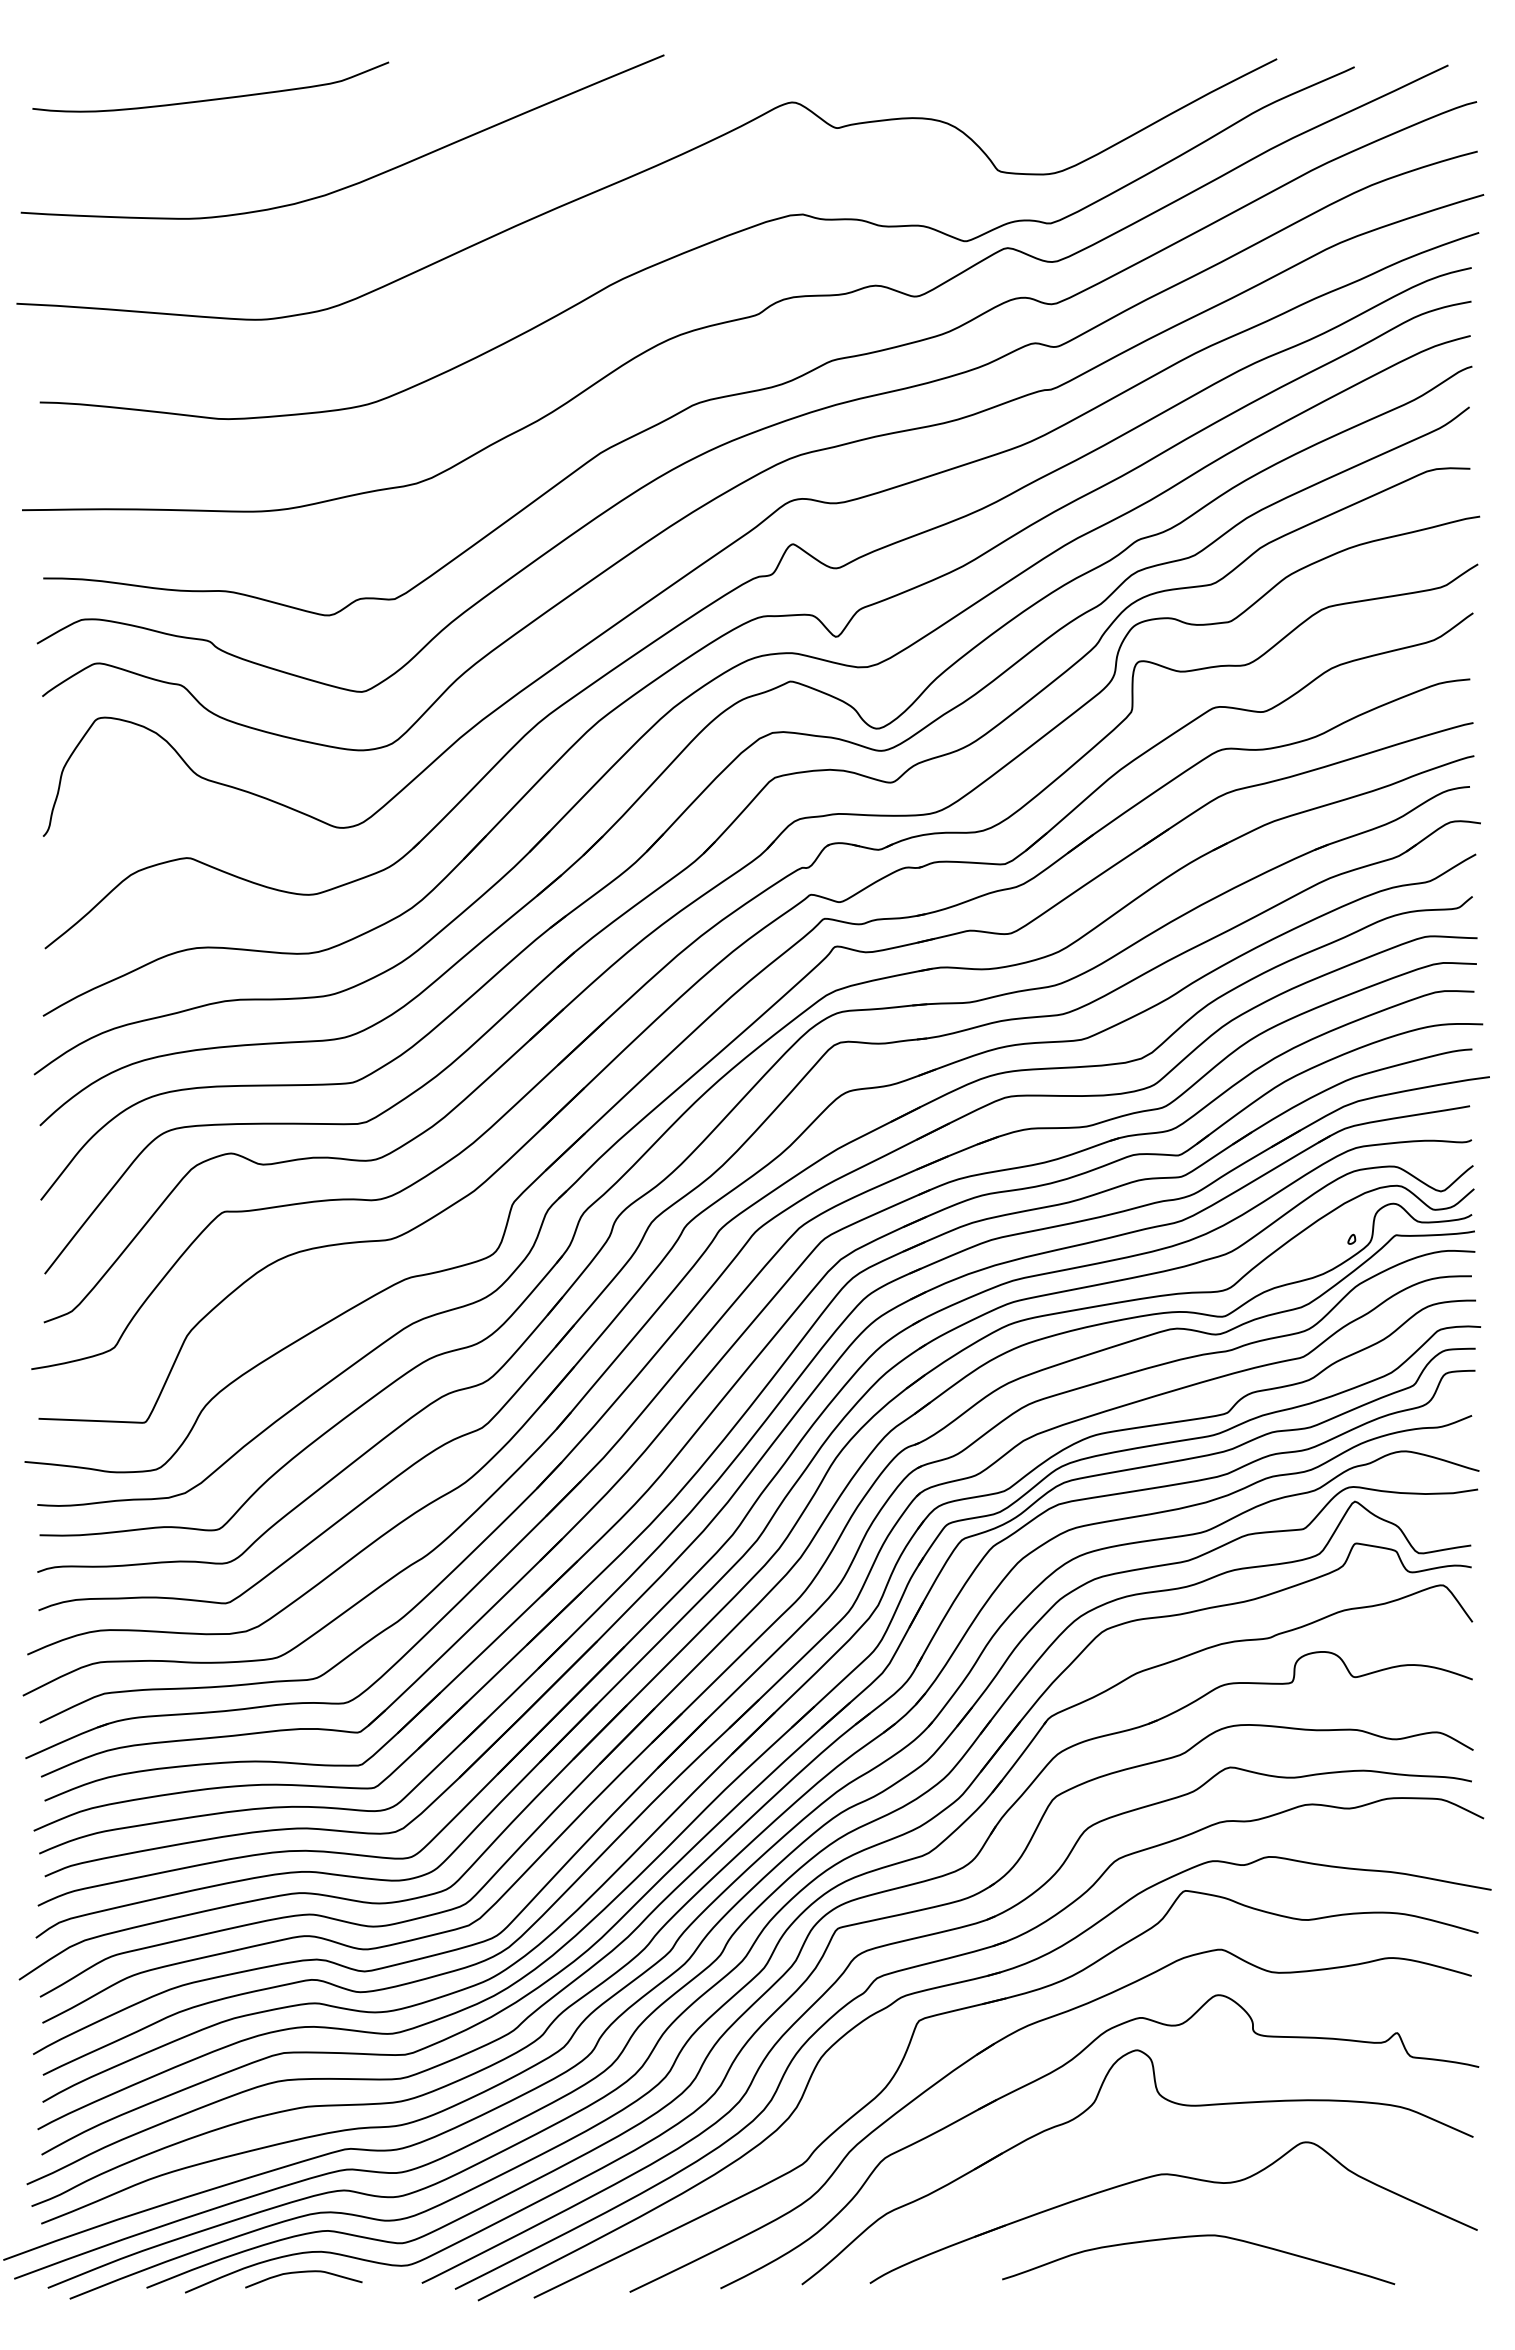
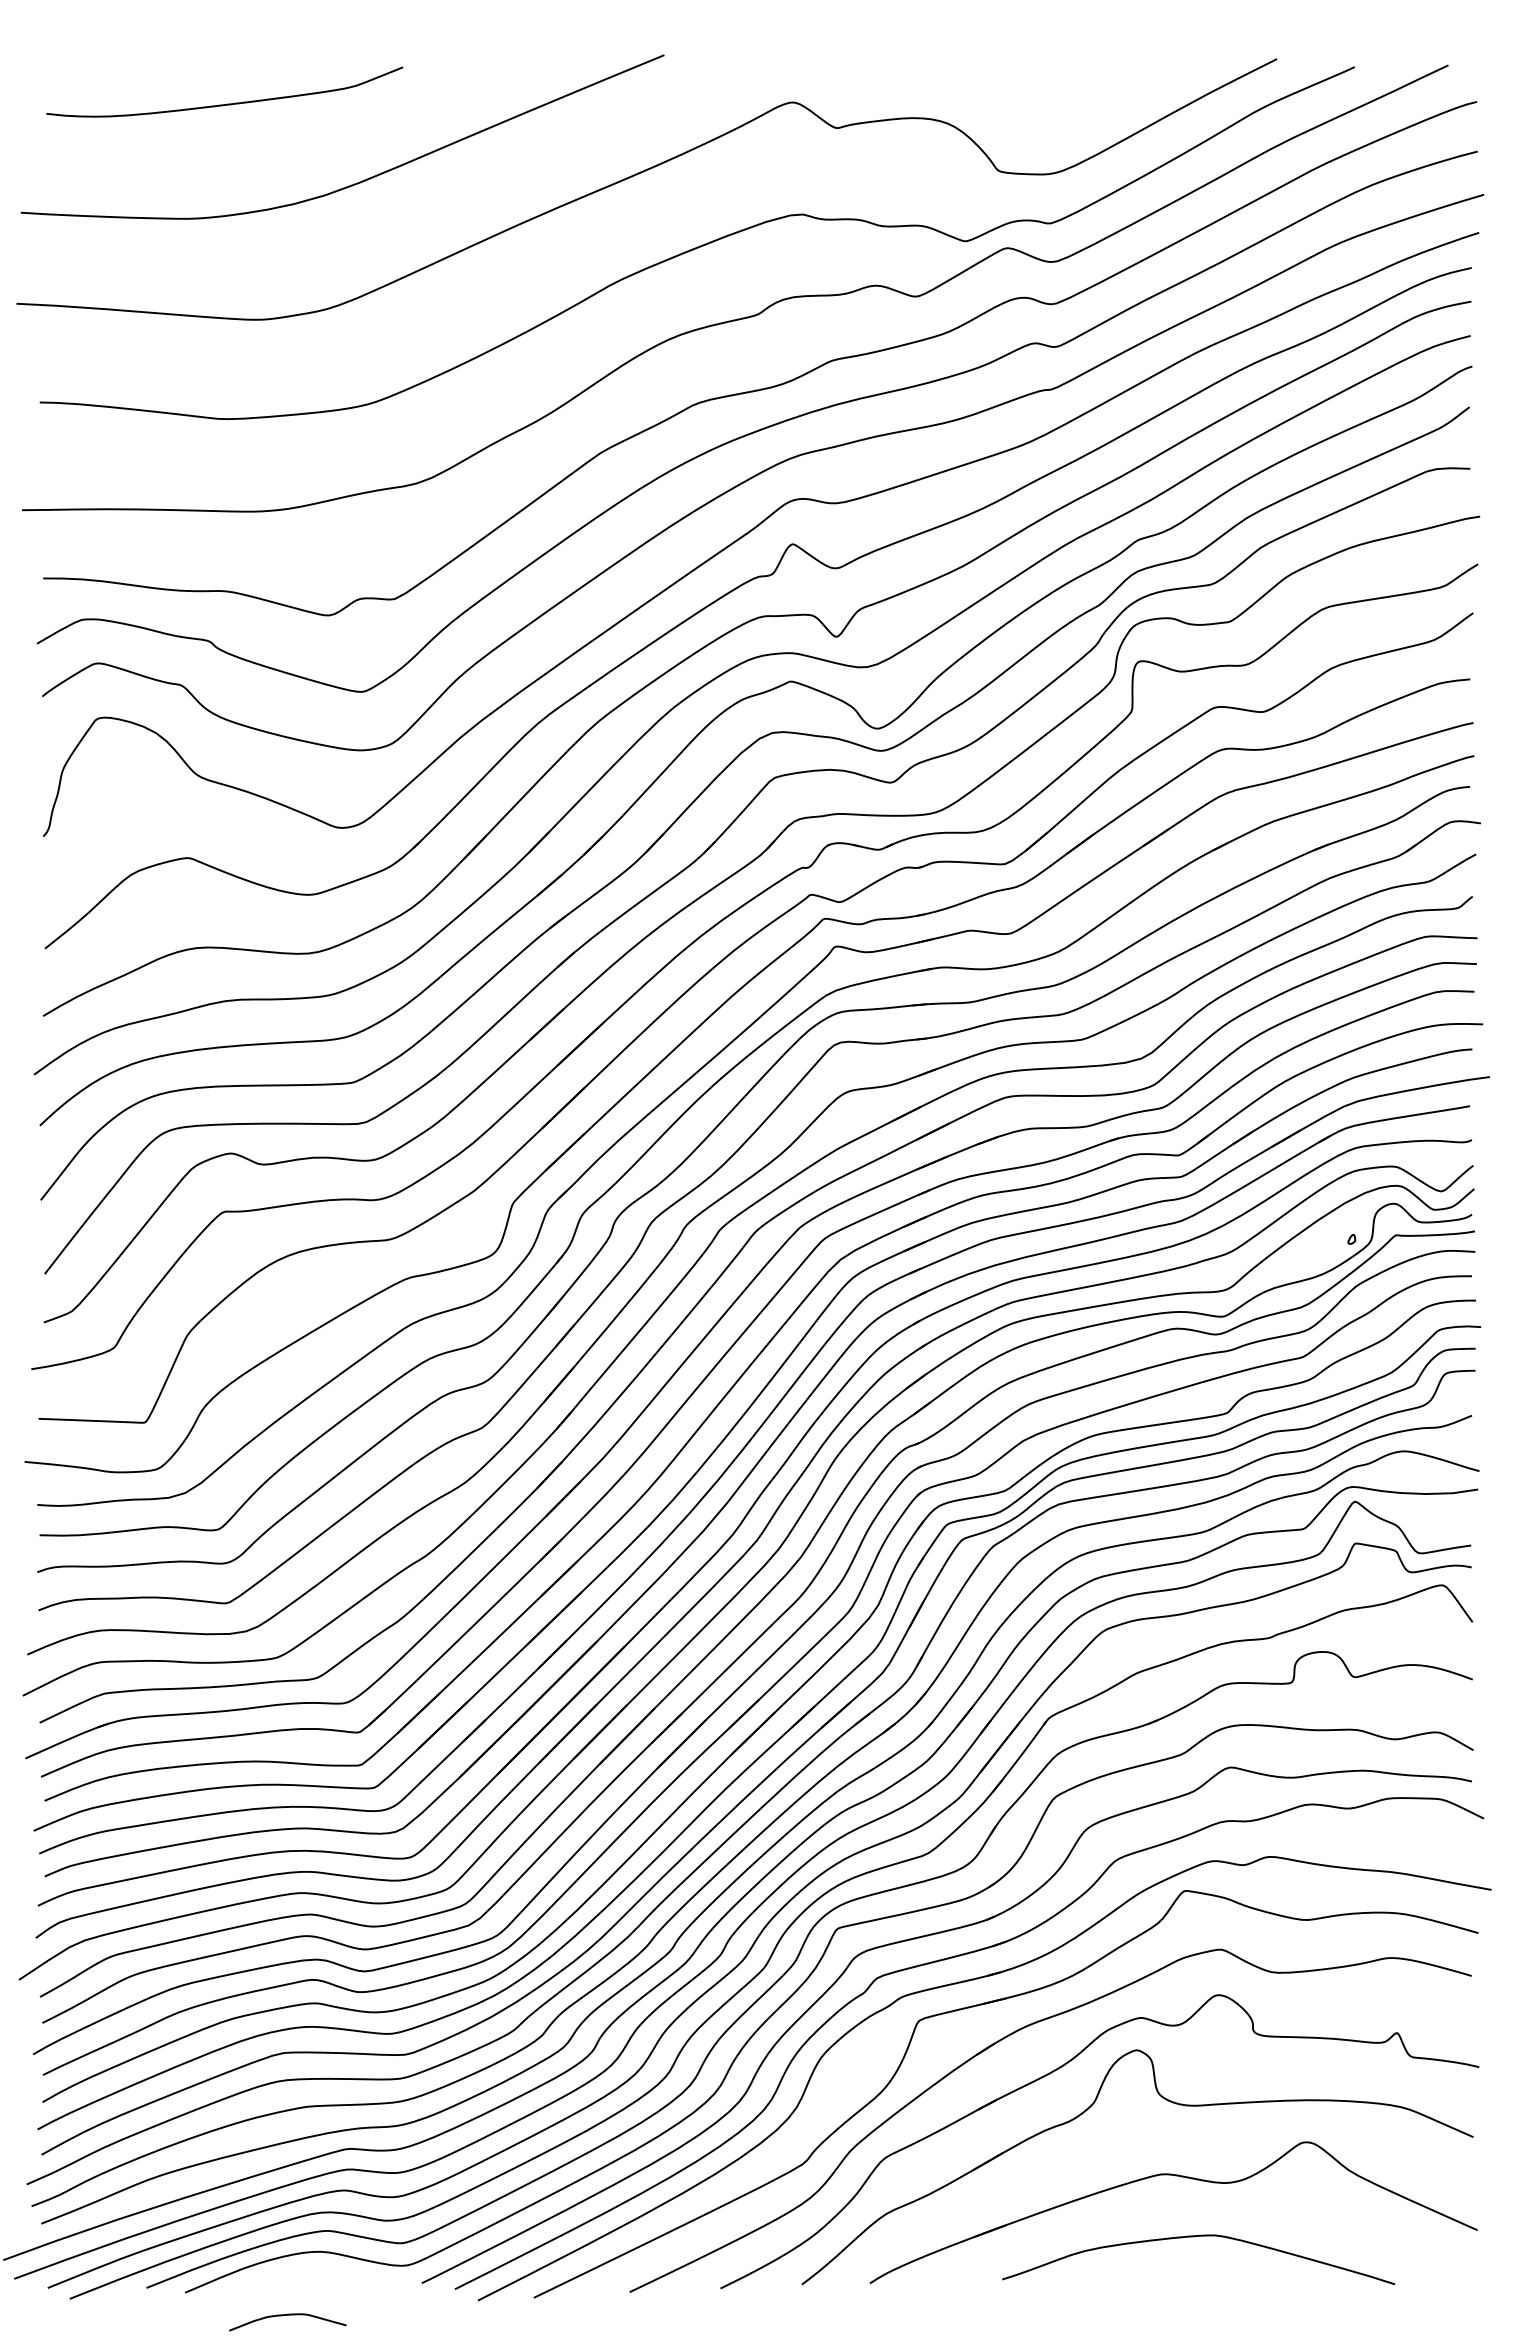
curve position: (212, 98) -> (226, 103) (226, 103)
curve position: (303, 2272) -> (287, 2315) (287, 2315)
